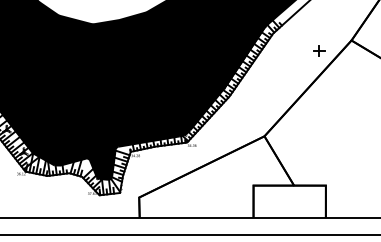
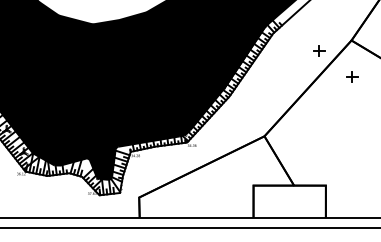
part: none -> present (352, 76)
line position: (189, 234) -> (189, 227) (189, 227)
